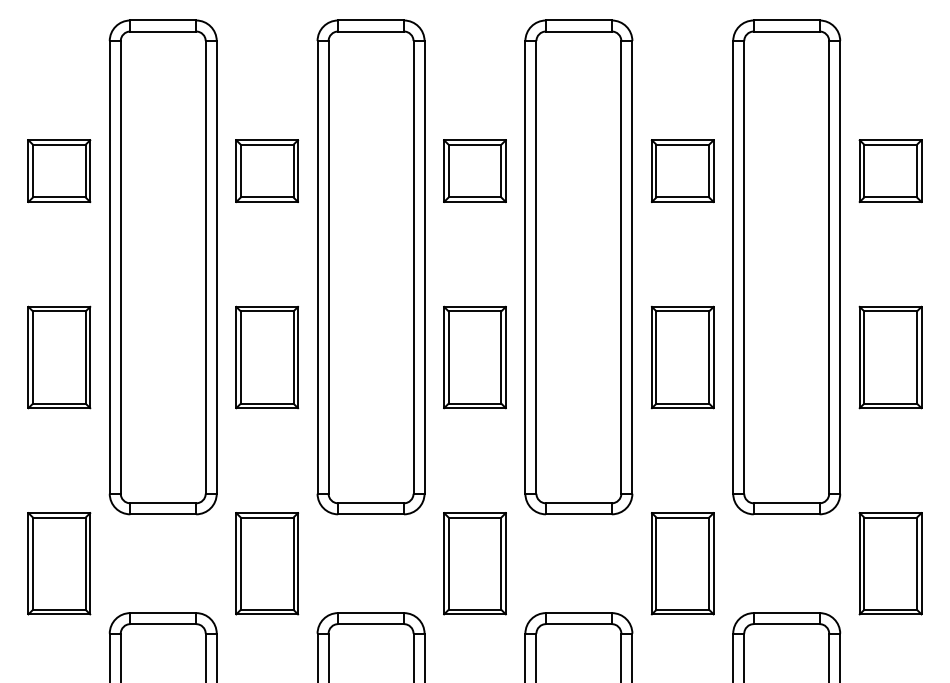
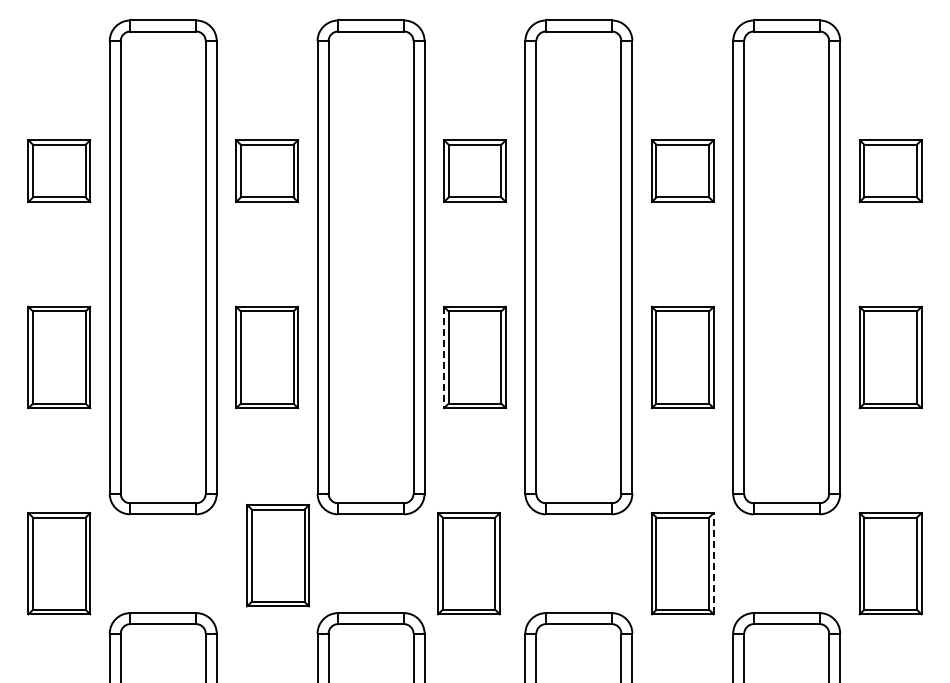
line: solid -> dashed (444, 357)
part position: (267, 563) -> (278, 555) (278, 555)
part position: (474, 563) -> (468, 563) (468, 563)
line: solid -> dashed (713, 563)
